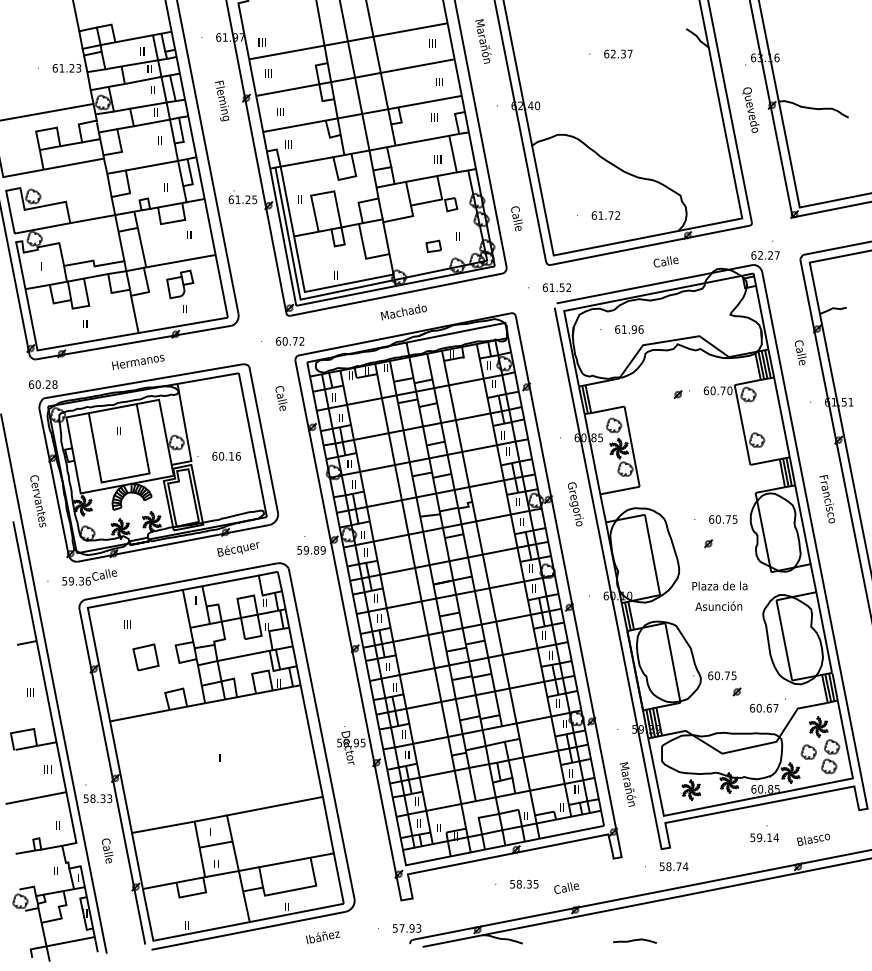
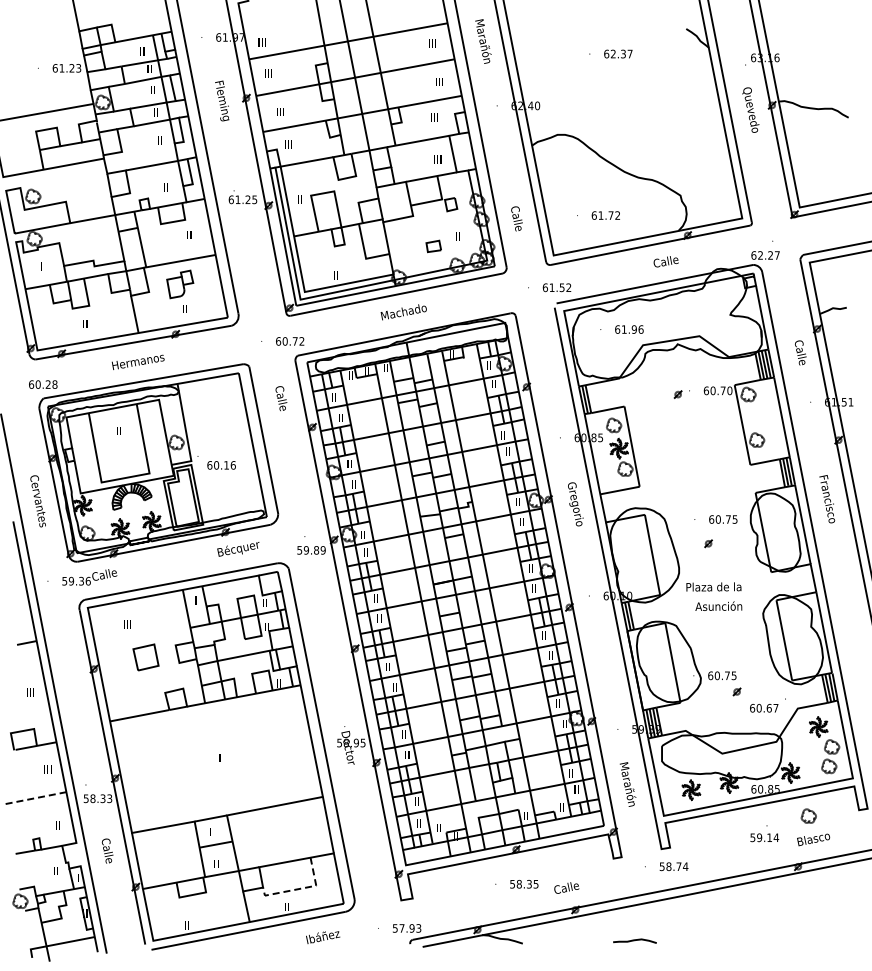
text position: (226, 456) -> (221, 465) (221, 465)
text position: (719, 585) -> (713, 586) (713, 586)
part position: (808, 751) -> (808, 815) (808, 815)
line: solid -> dashed (36, 798)
line: solid -> dashed (299, 888)
